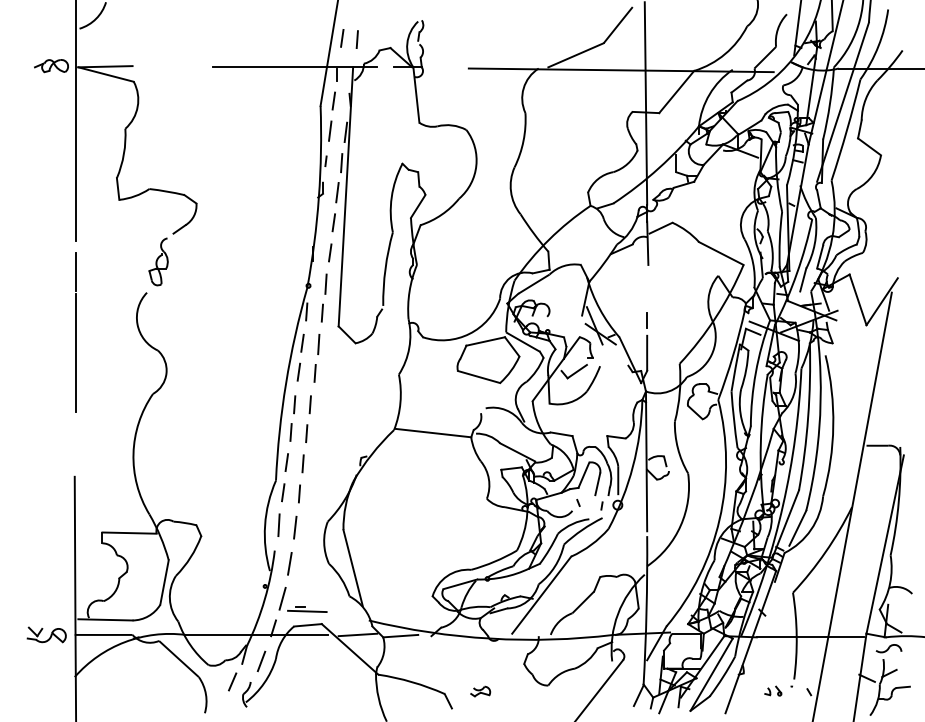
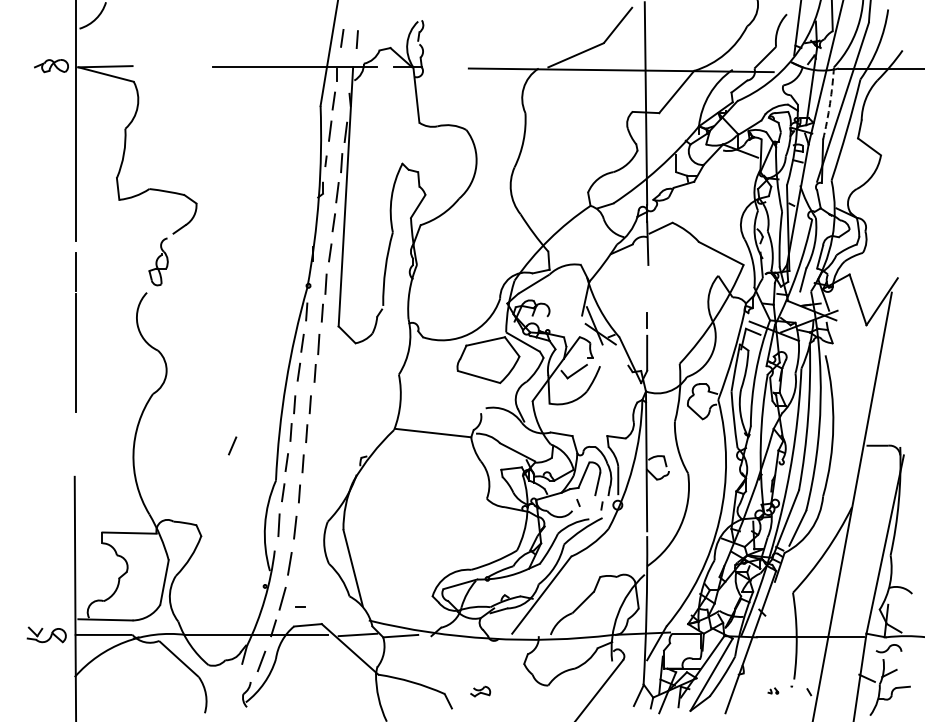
arc: solid -> dashed (830, 103)
line: present -> none (307, 611)
line position: (232, 681) -> (232, 445) (232, 445)
part size: 19x12 px -> 13x8 px (773, 690)
